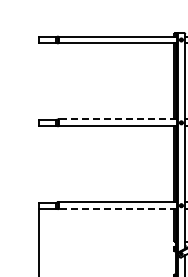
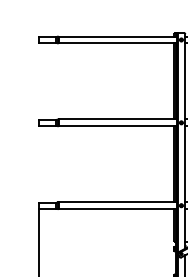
line: dashed -> solid (117, 119)
line: dashed -> solid (117, 209)
